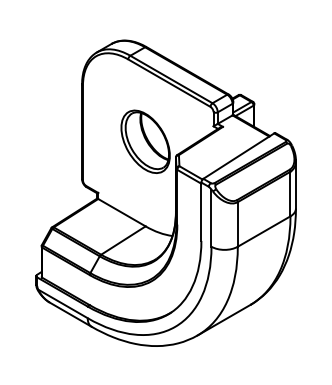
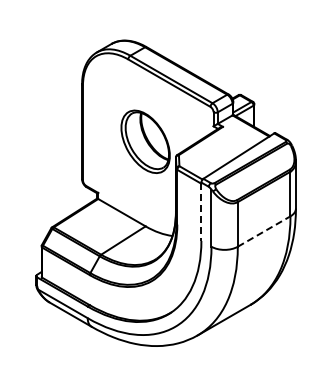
line: solid -> dashed (201, 212)
line: solid -> dashed (264, 231)
